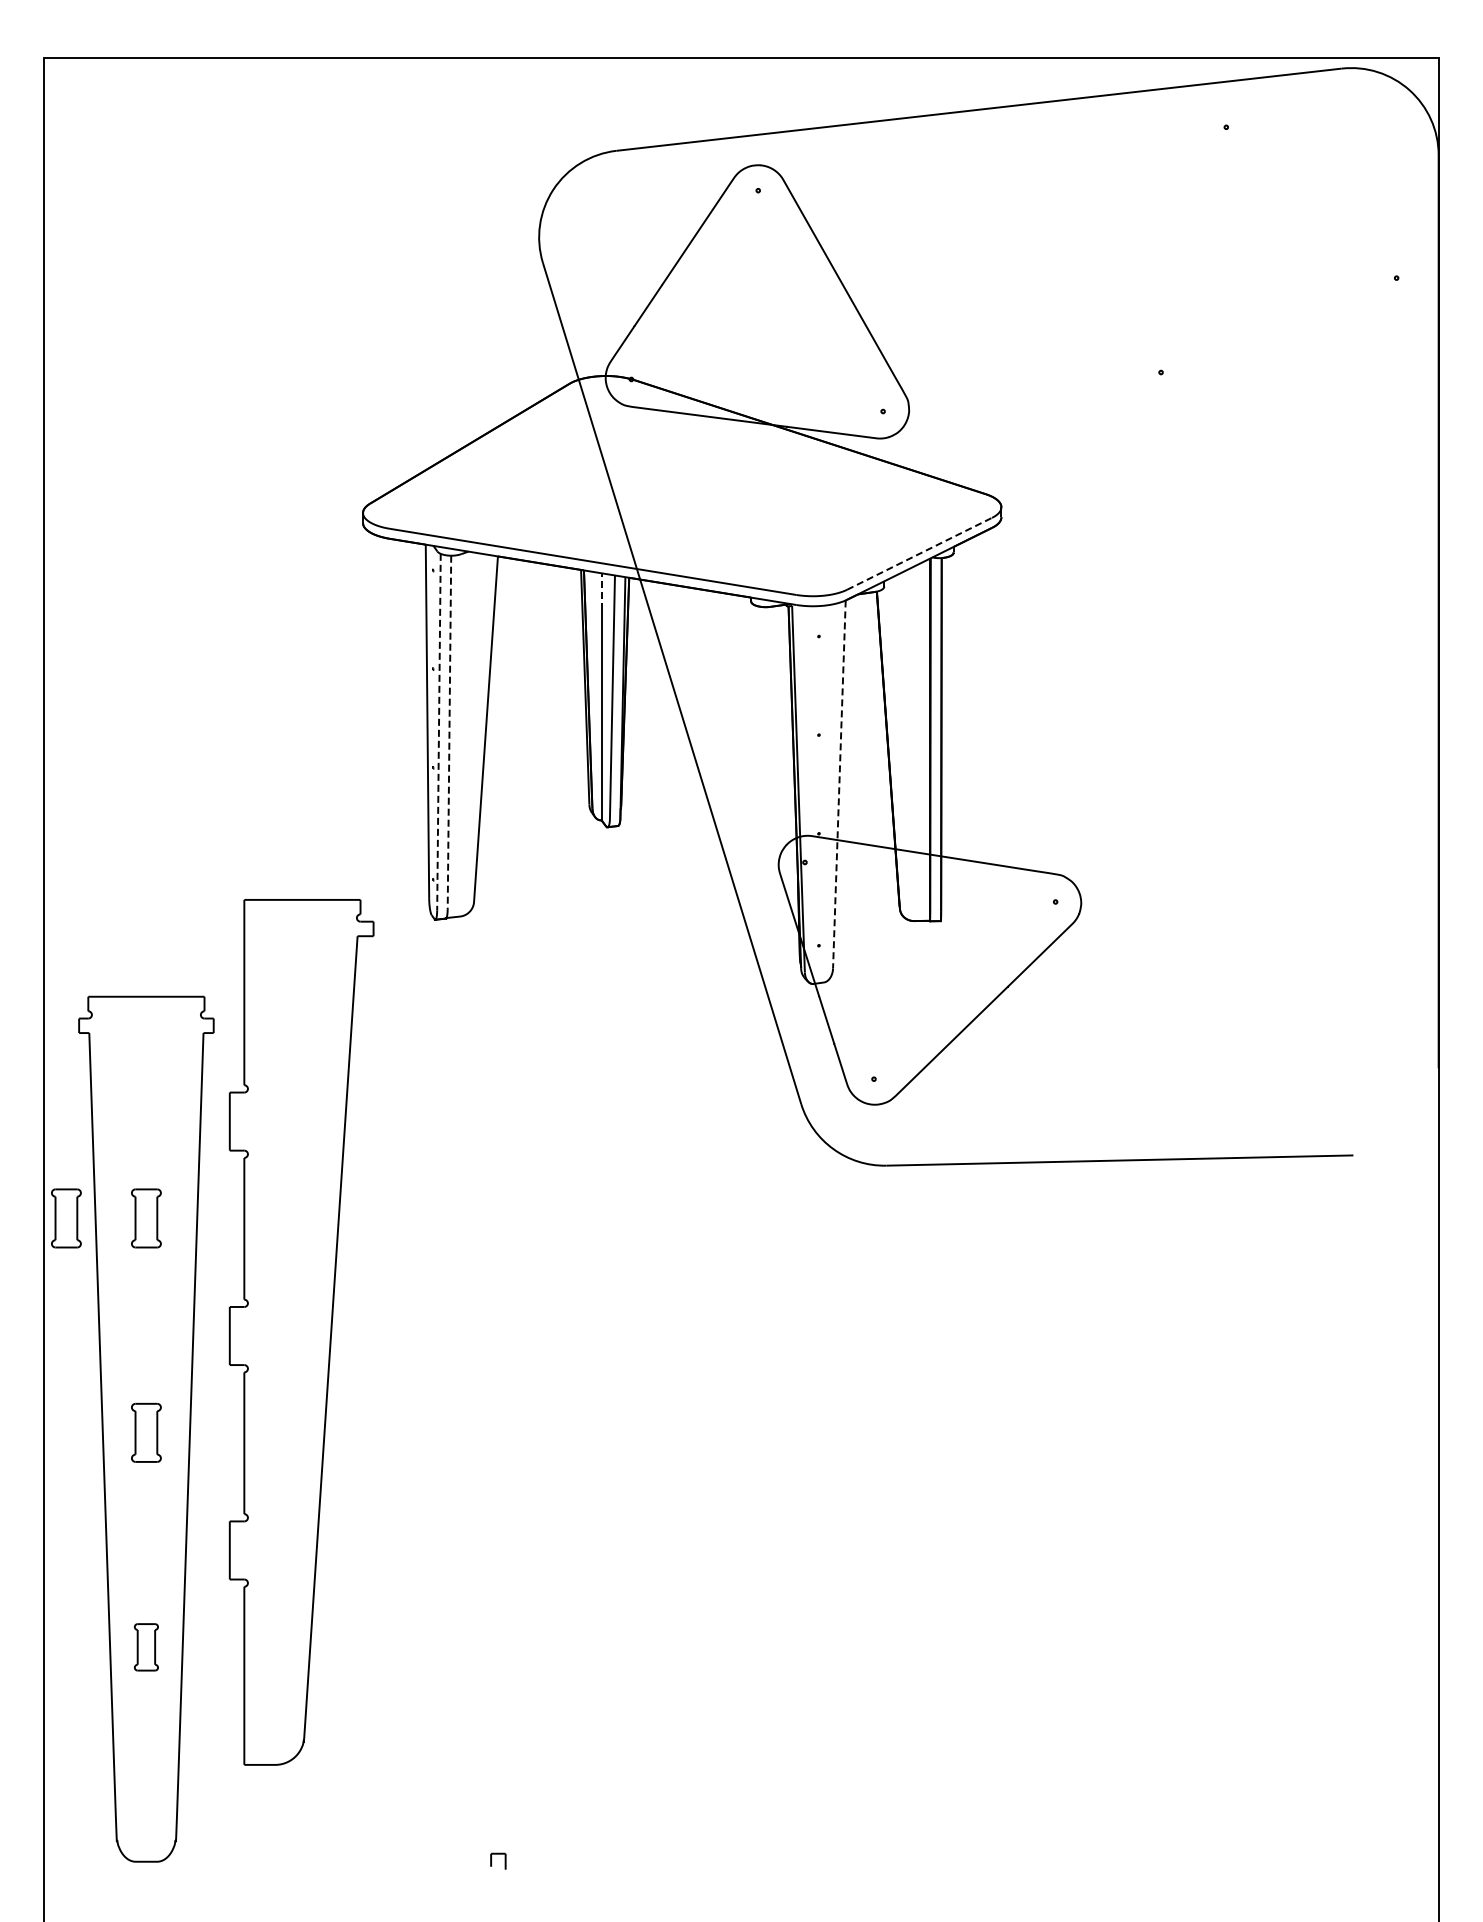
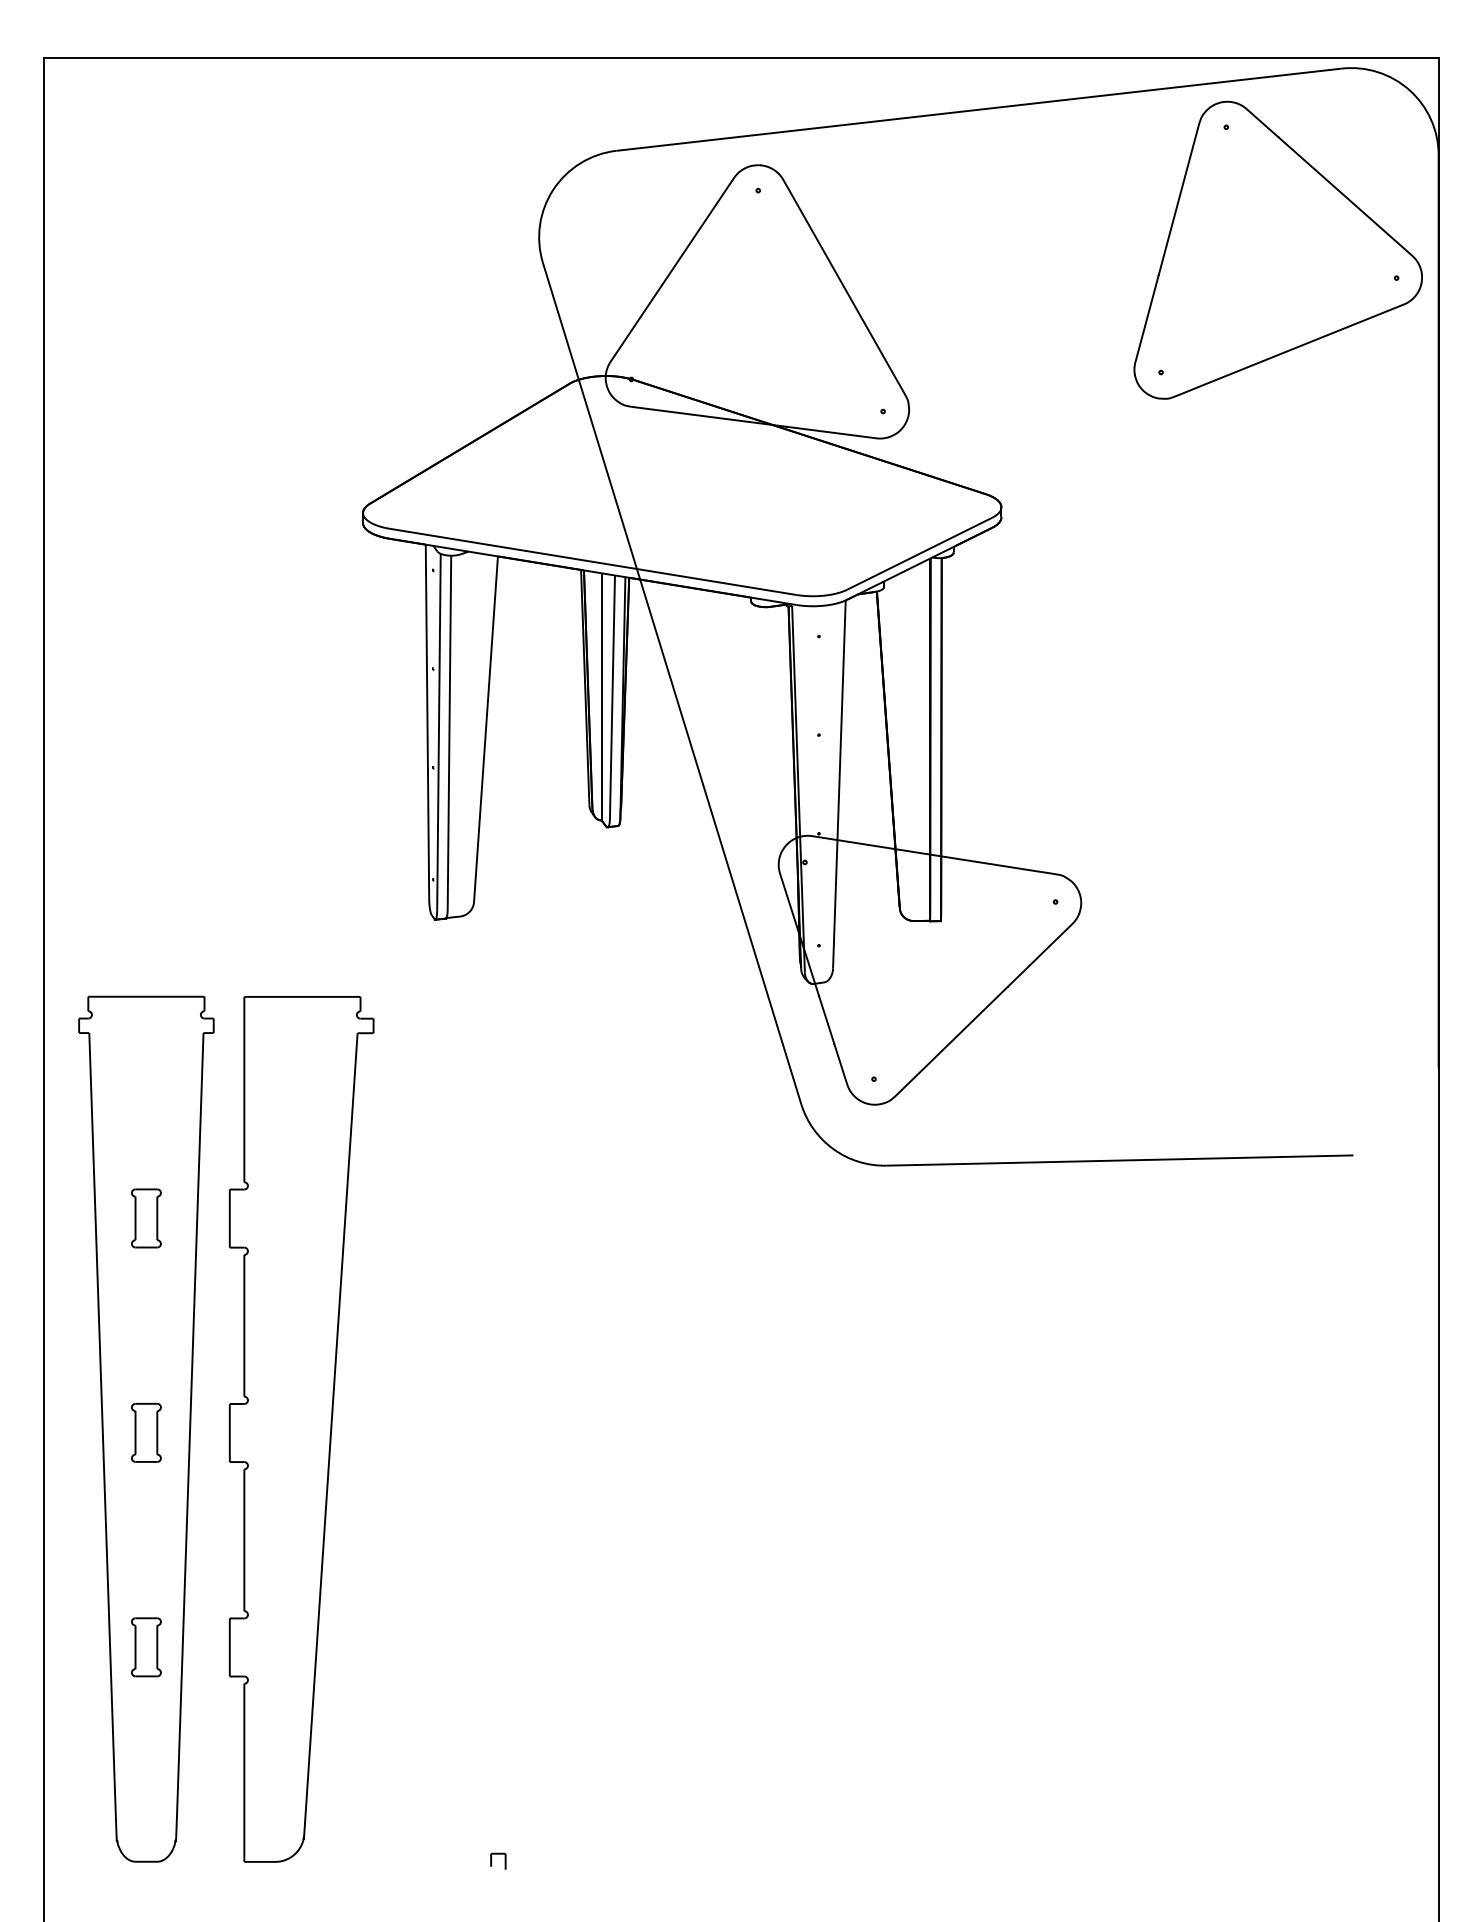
part: none -> present (1277, 249)
line: dashed -> solid (919, 553)
line: dashed -> solid (601, 591)
line: dashed -> solid (438, 732)
line: dashed -> solid (449, 732)
line: dashed -> solid (839, 784)
part: present -> none (66, 1218)
part position: (301, 1332) -> (301, 1429) (301, 1429)
part size: 26x49 px -> 31x61 px (146, 1647)
